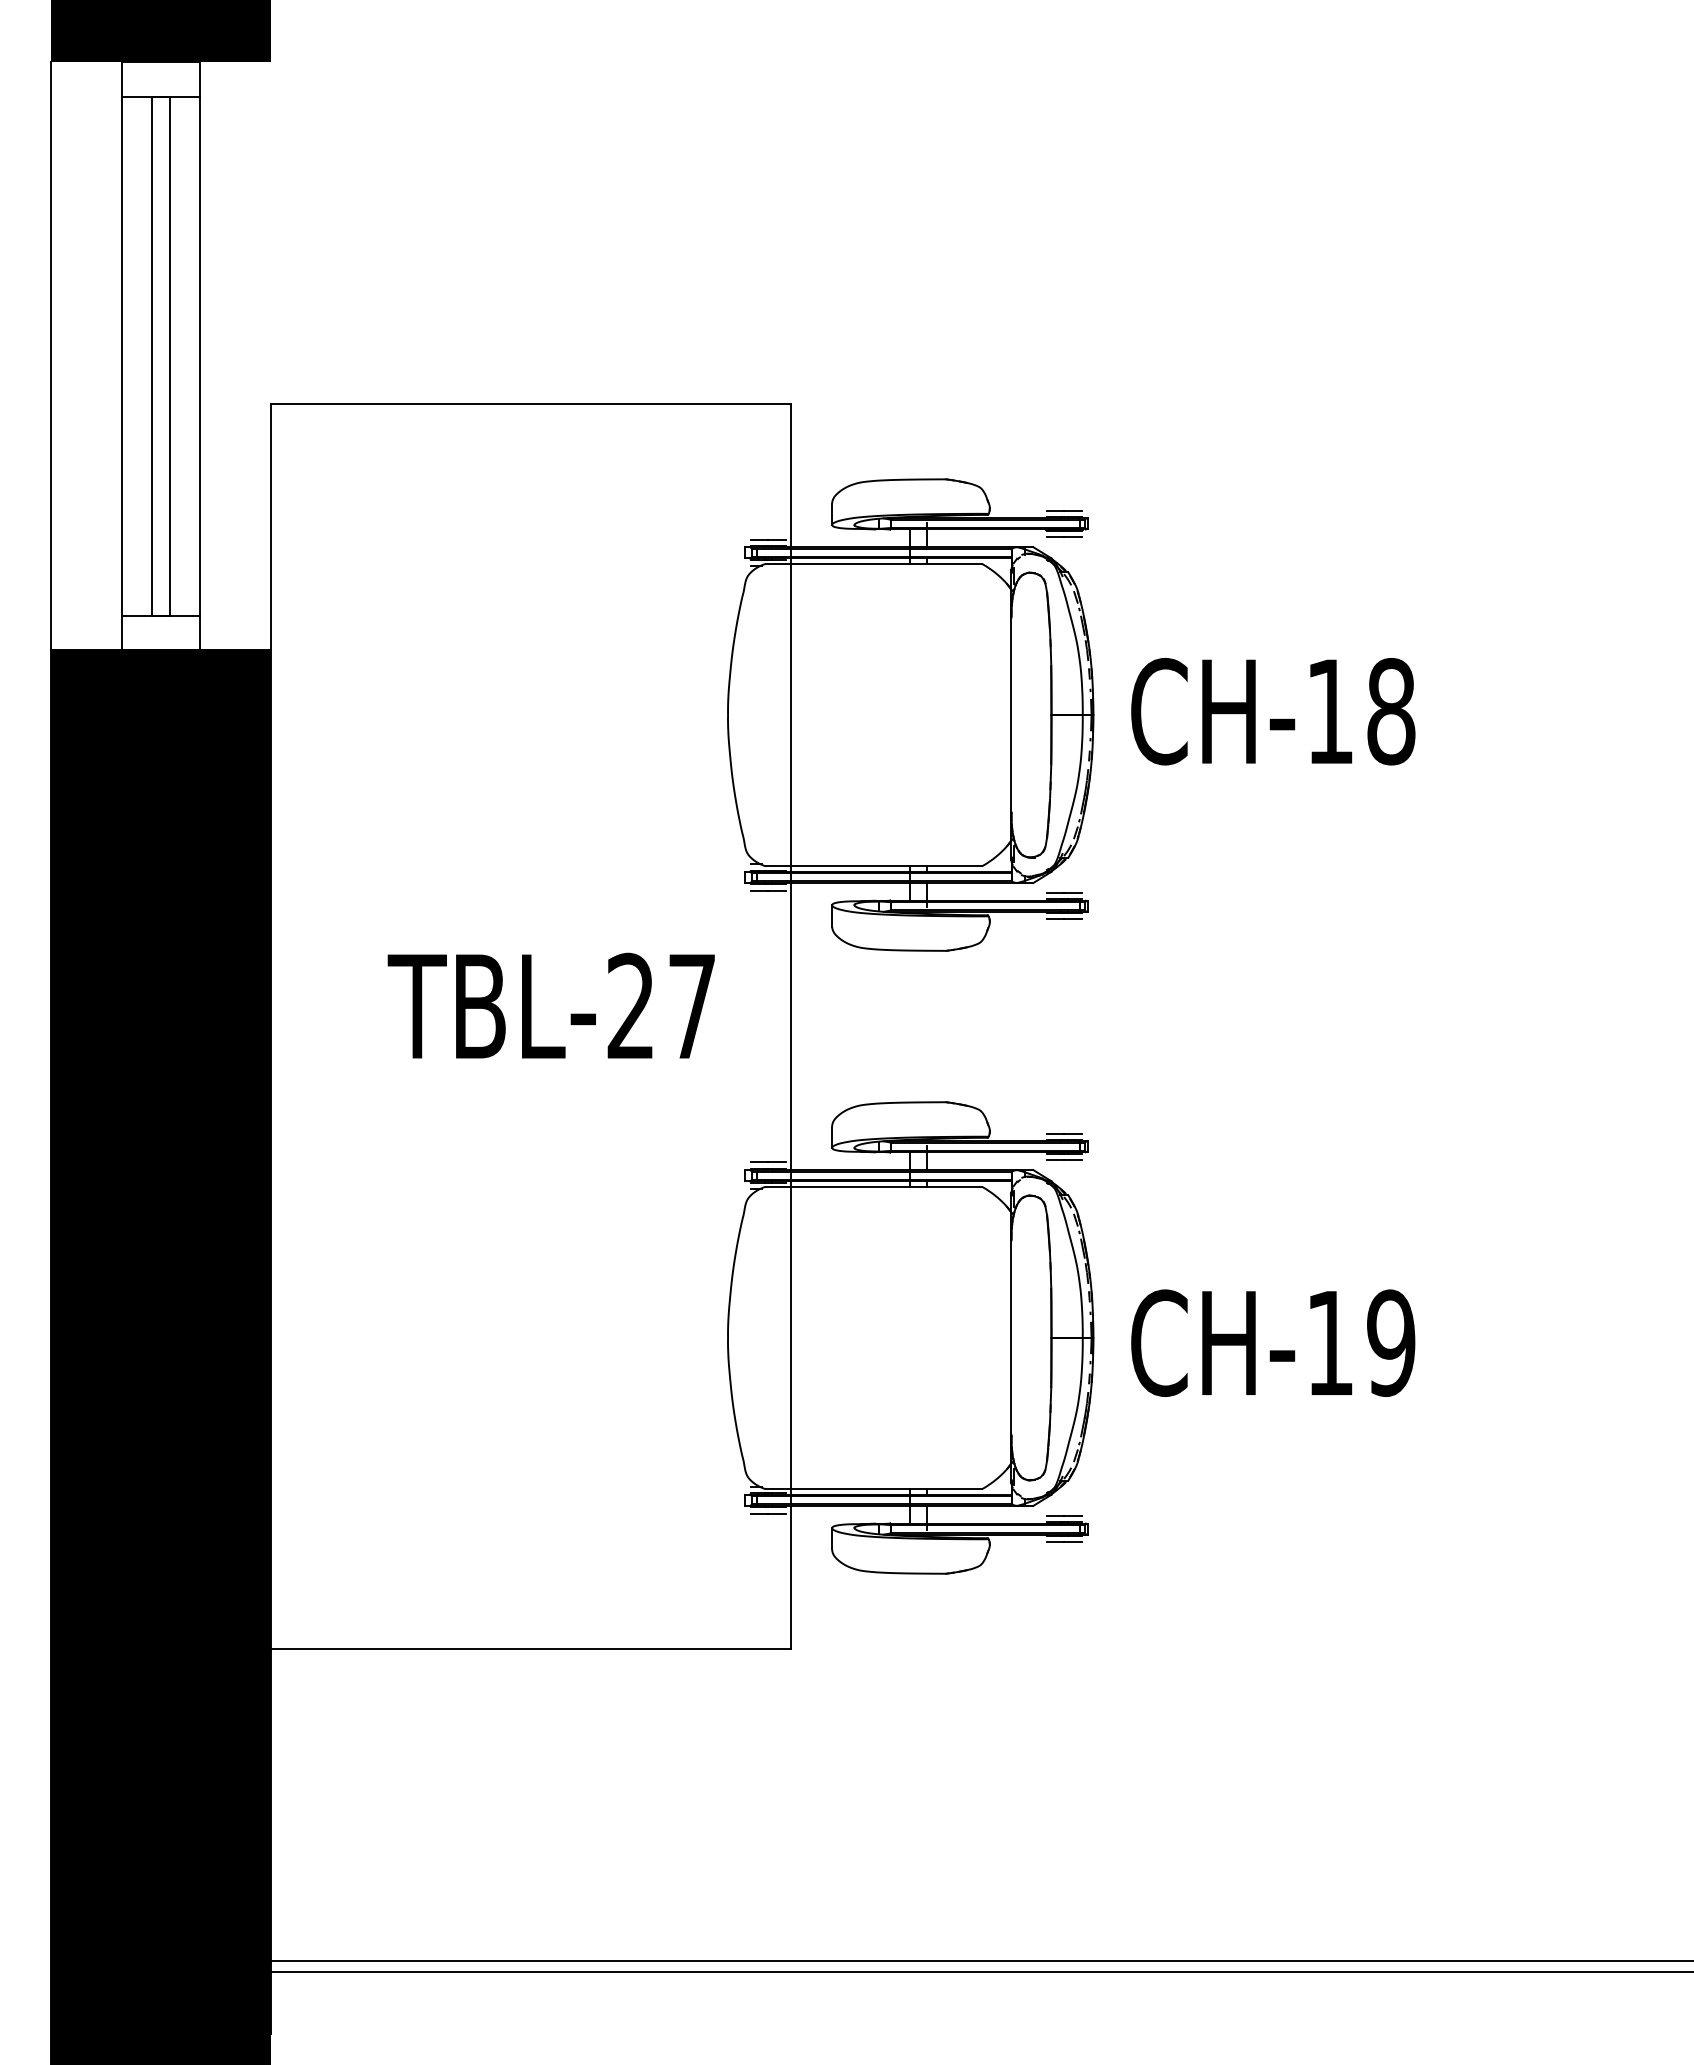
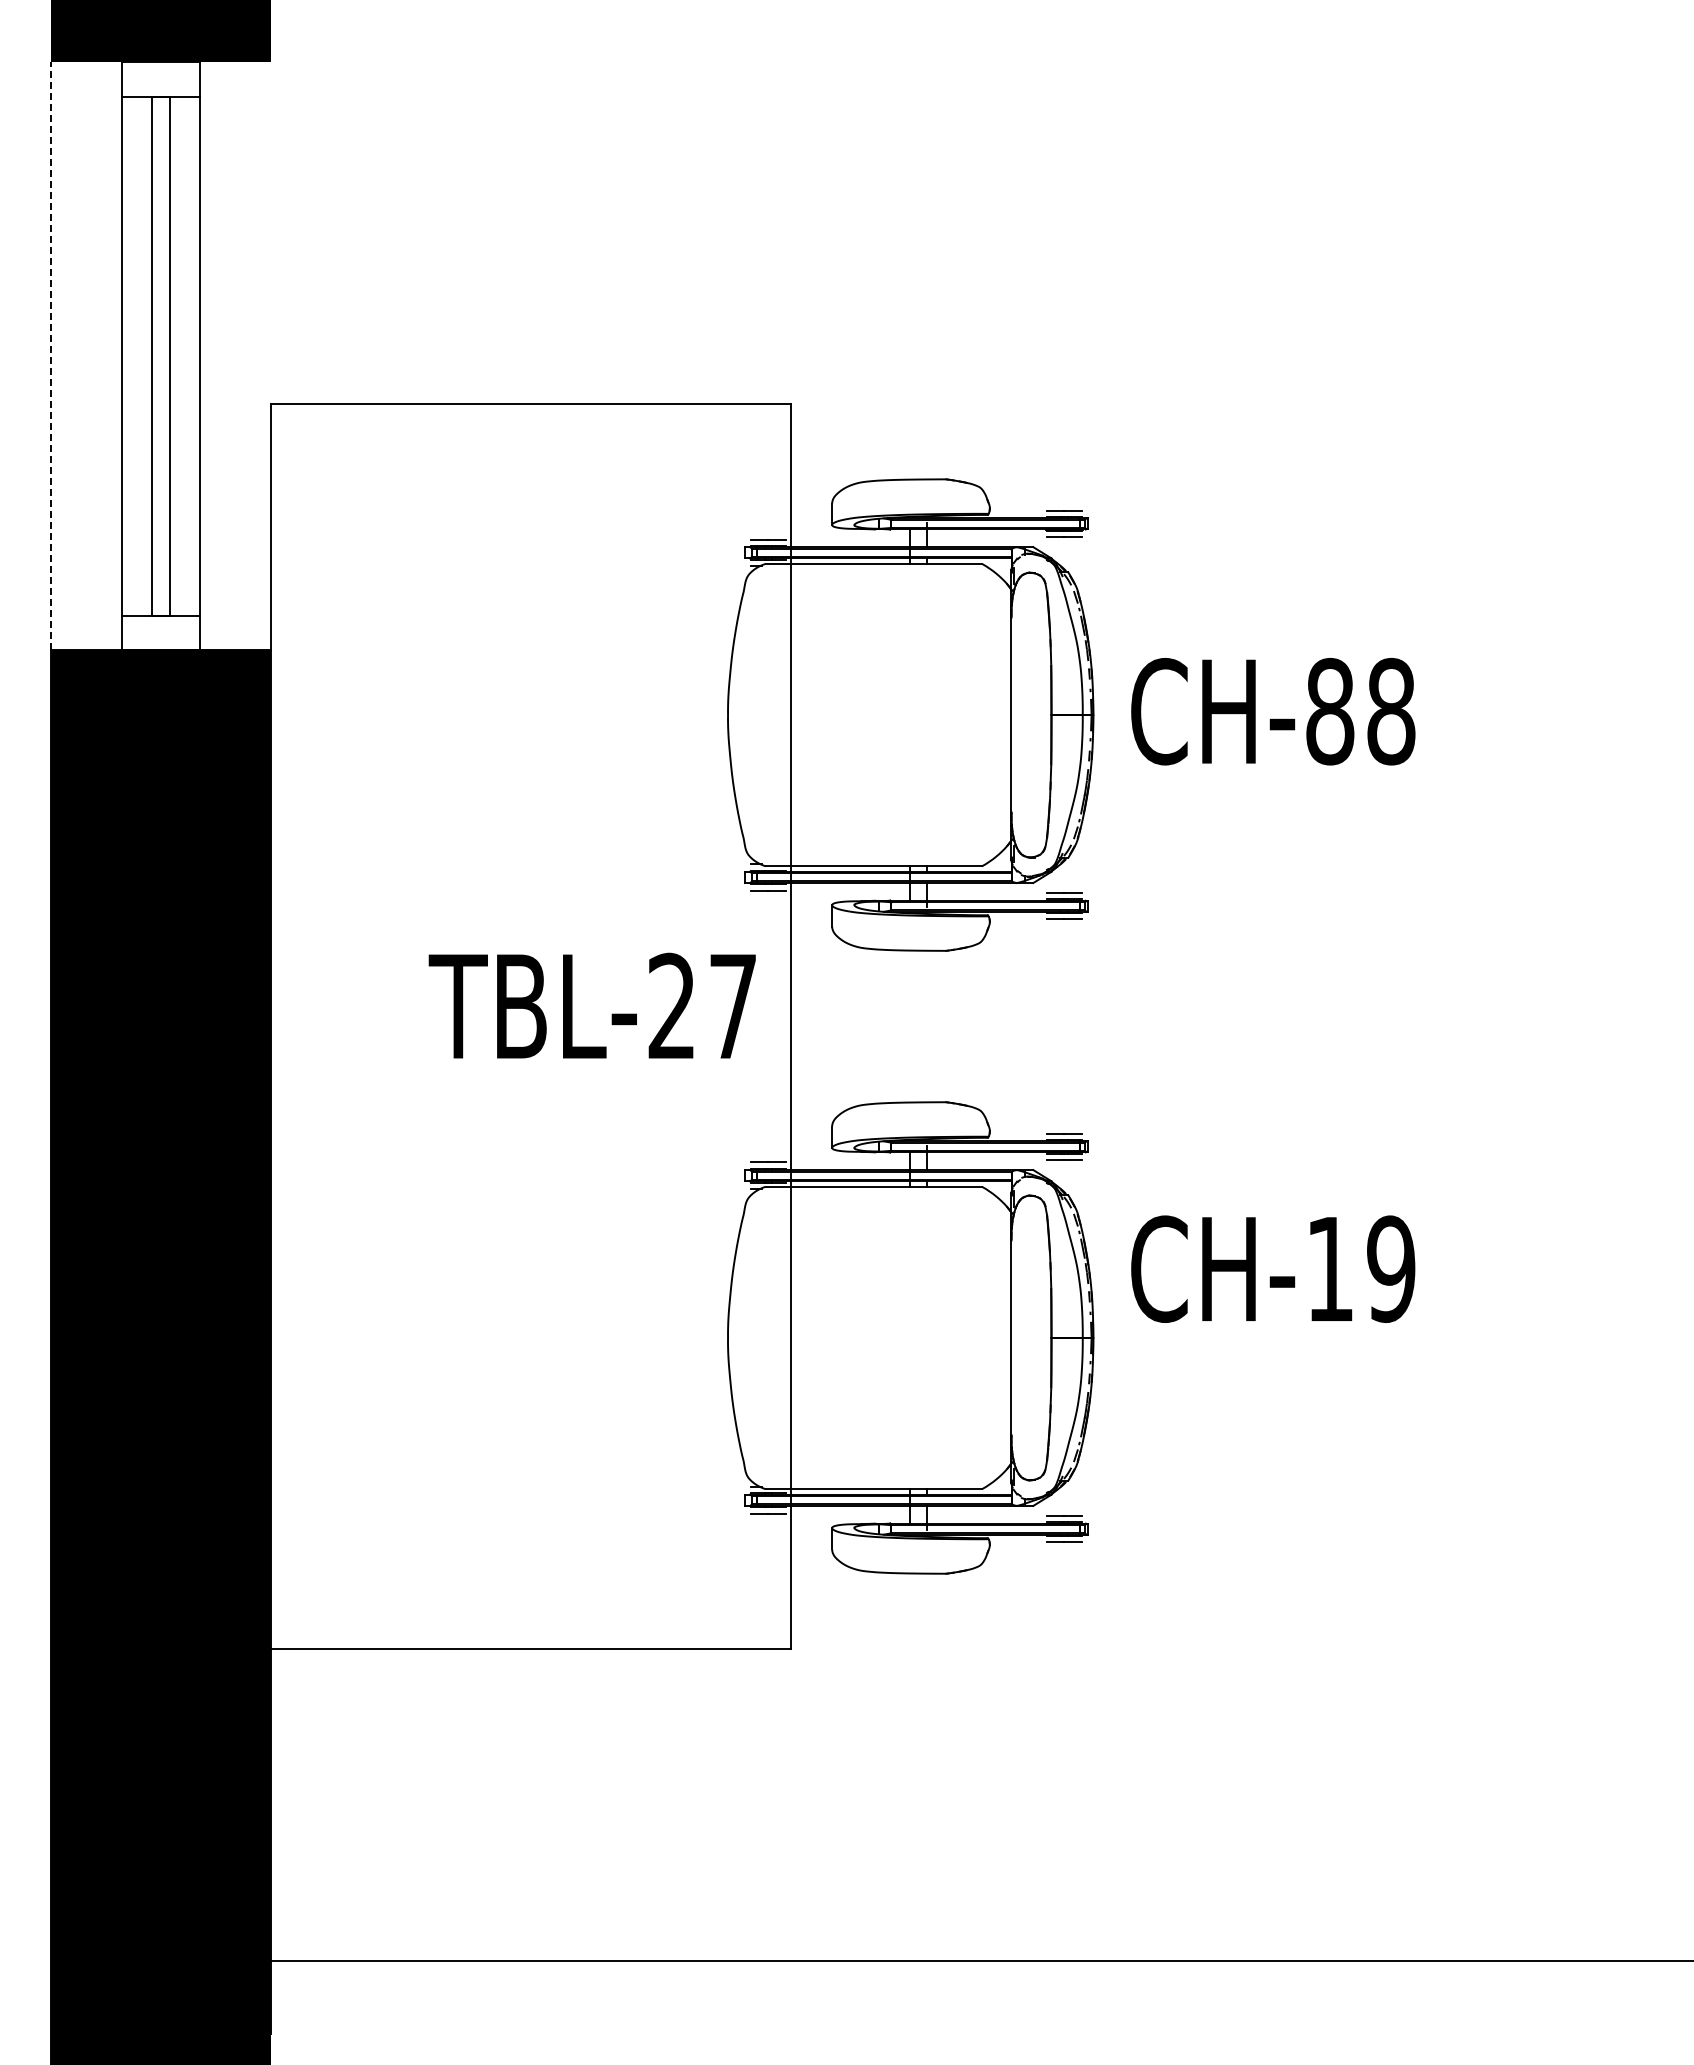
line: solid -> dashed (50, 355)
text: CH-18 -> CH-88 (1330, 711)
text position: (550, 1005) -> (591, 1005) (591, 1005)
text position: (1273, 1342) -> (1273, 1268) (1273, 1268)
line: present -> none (980, 1971)
